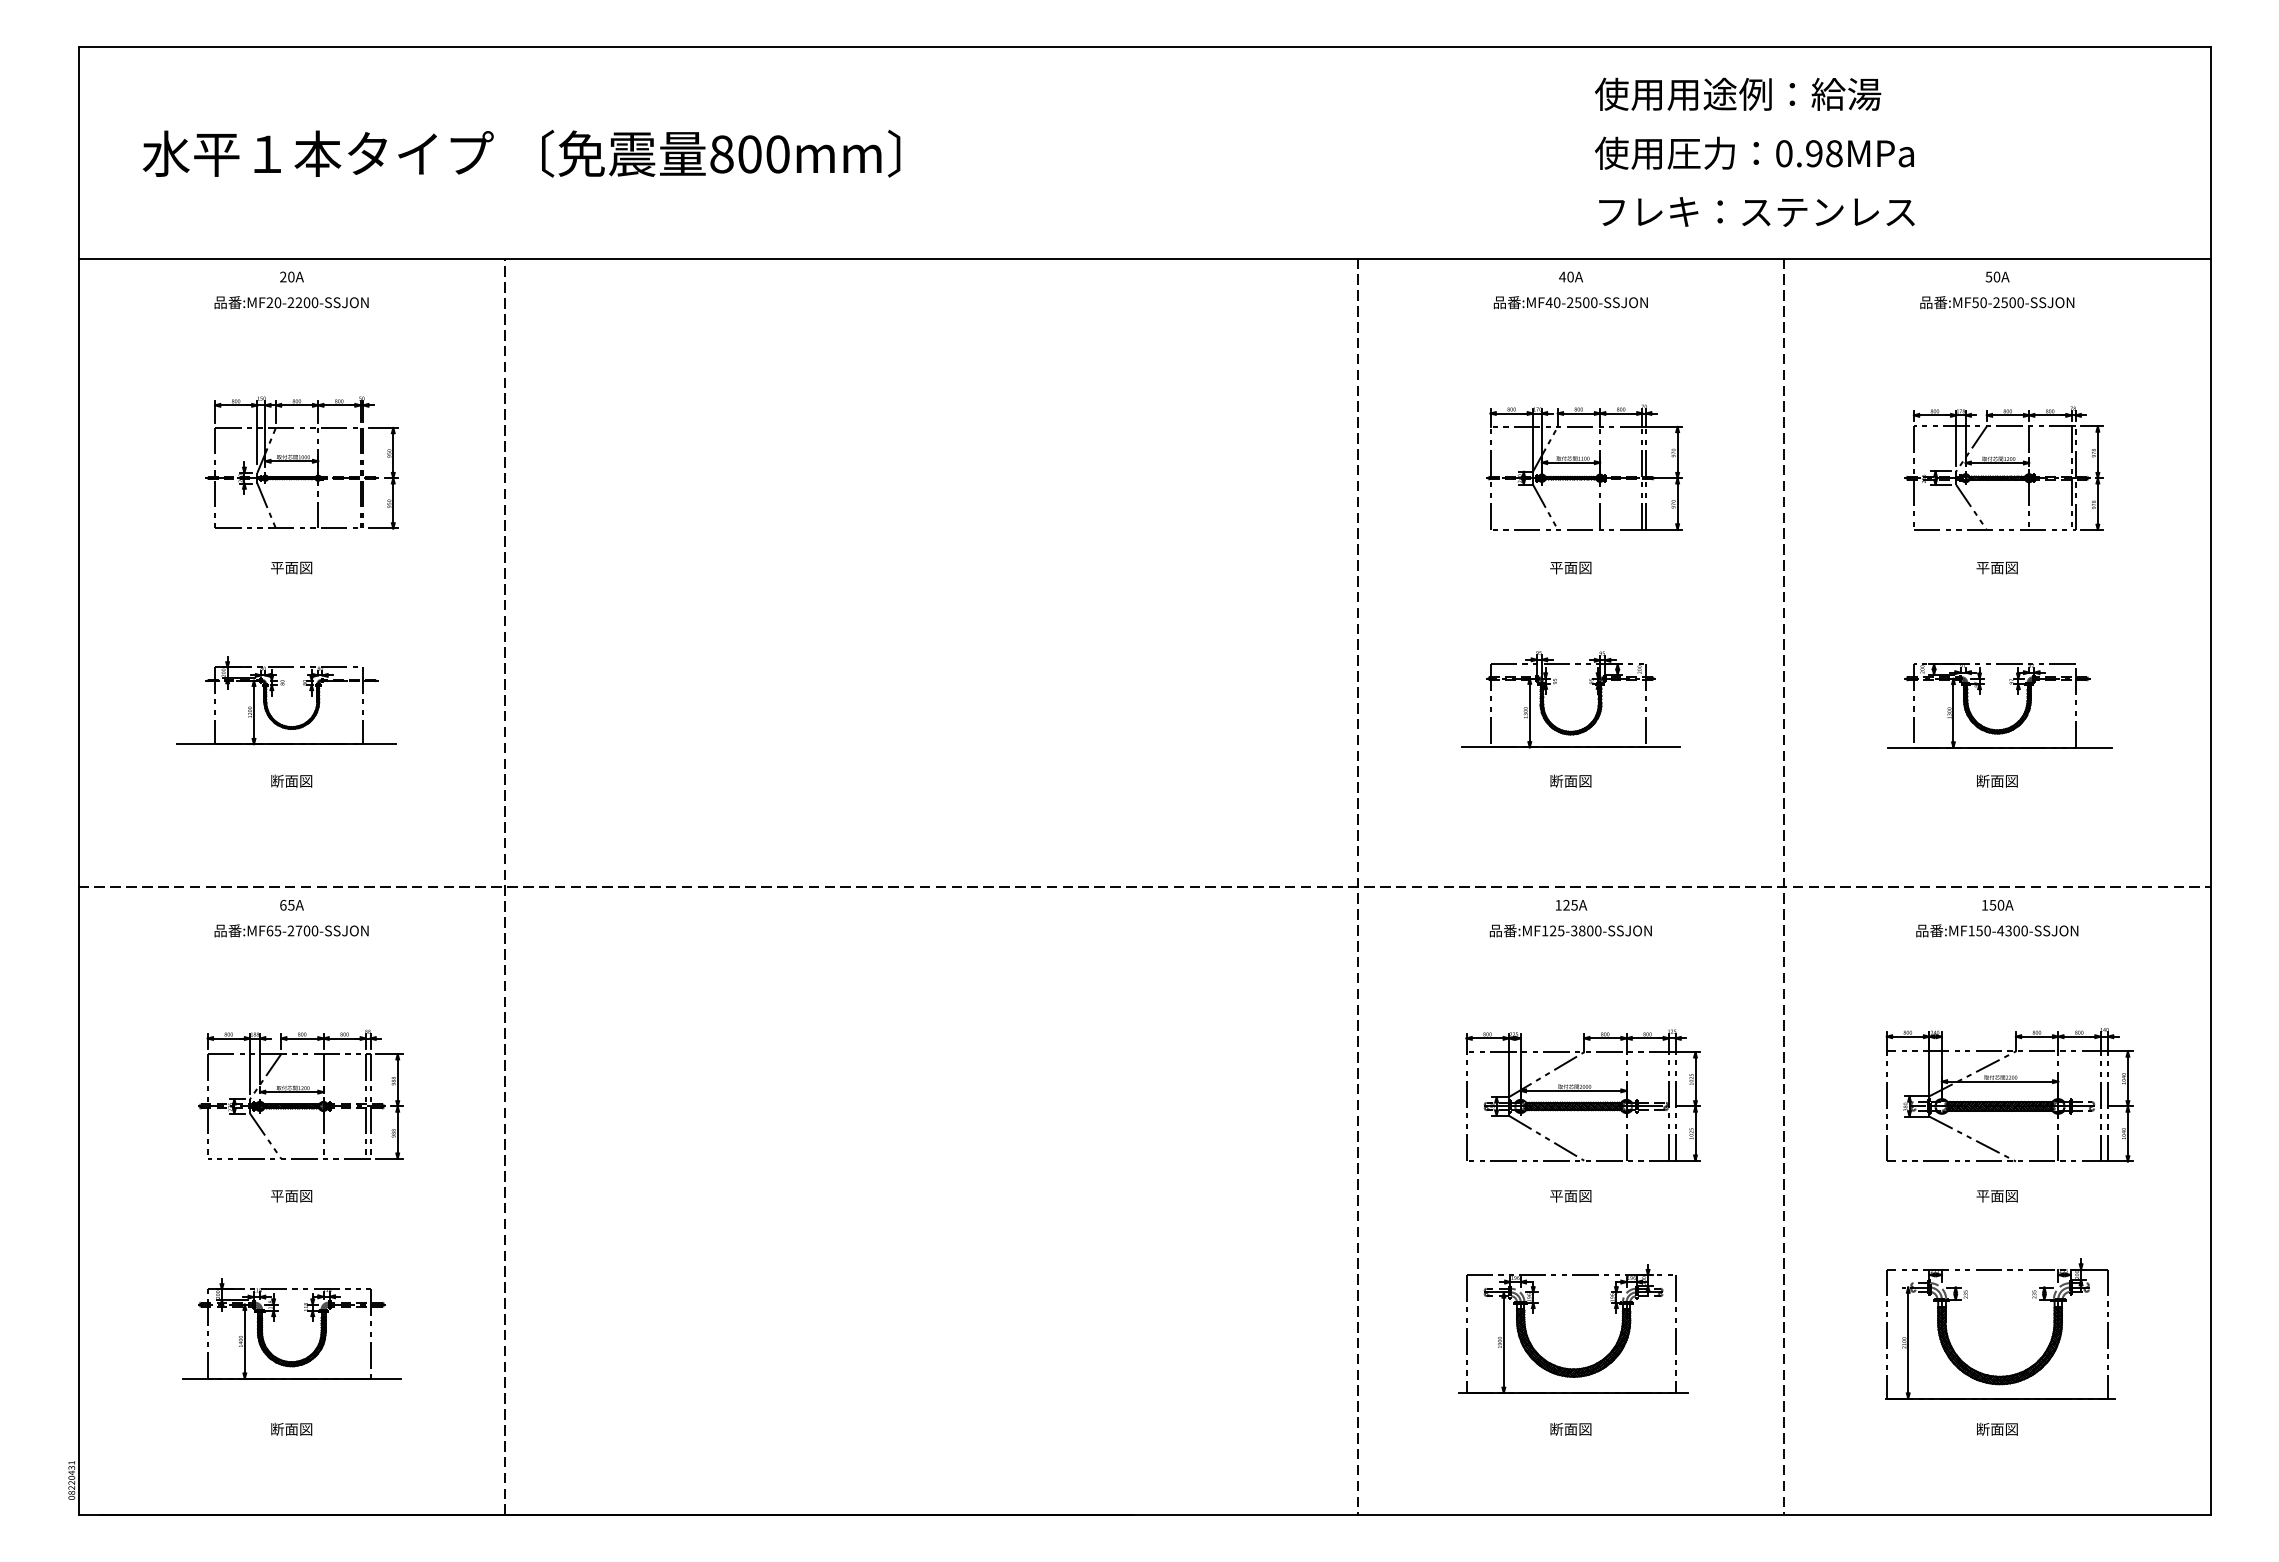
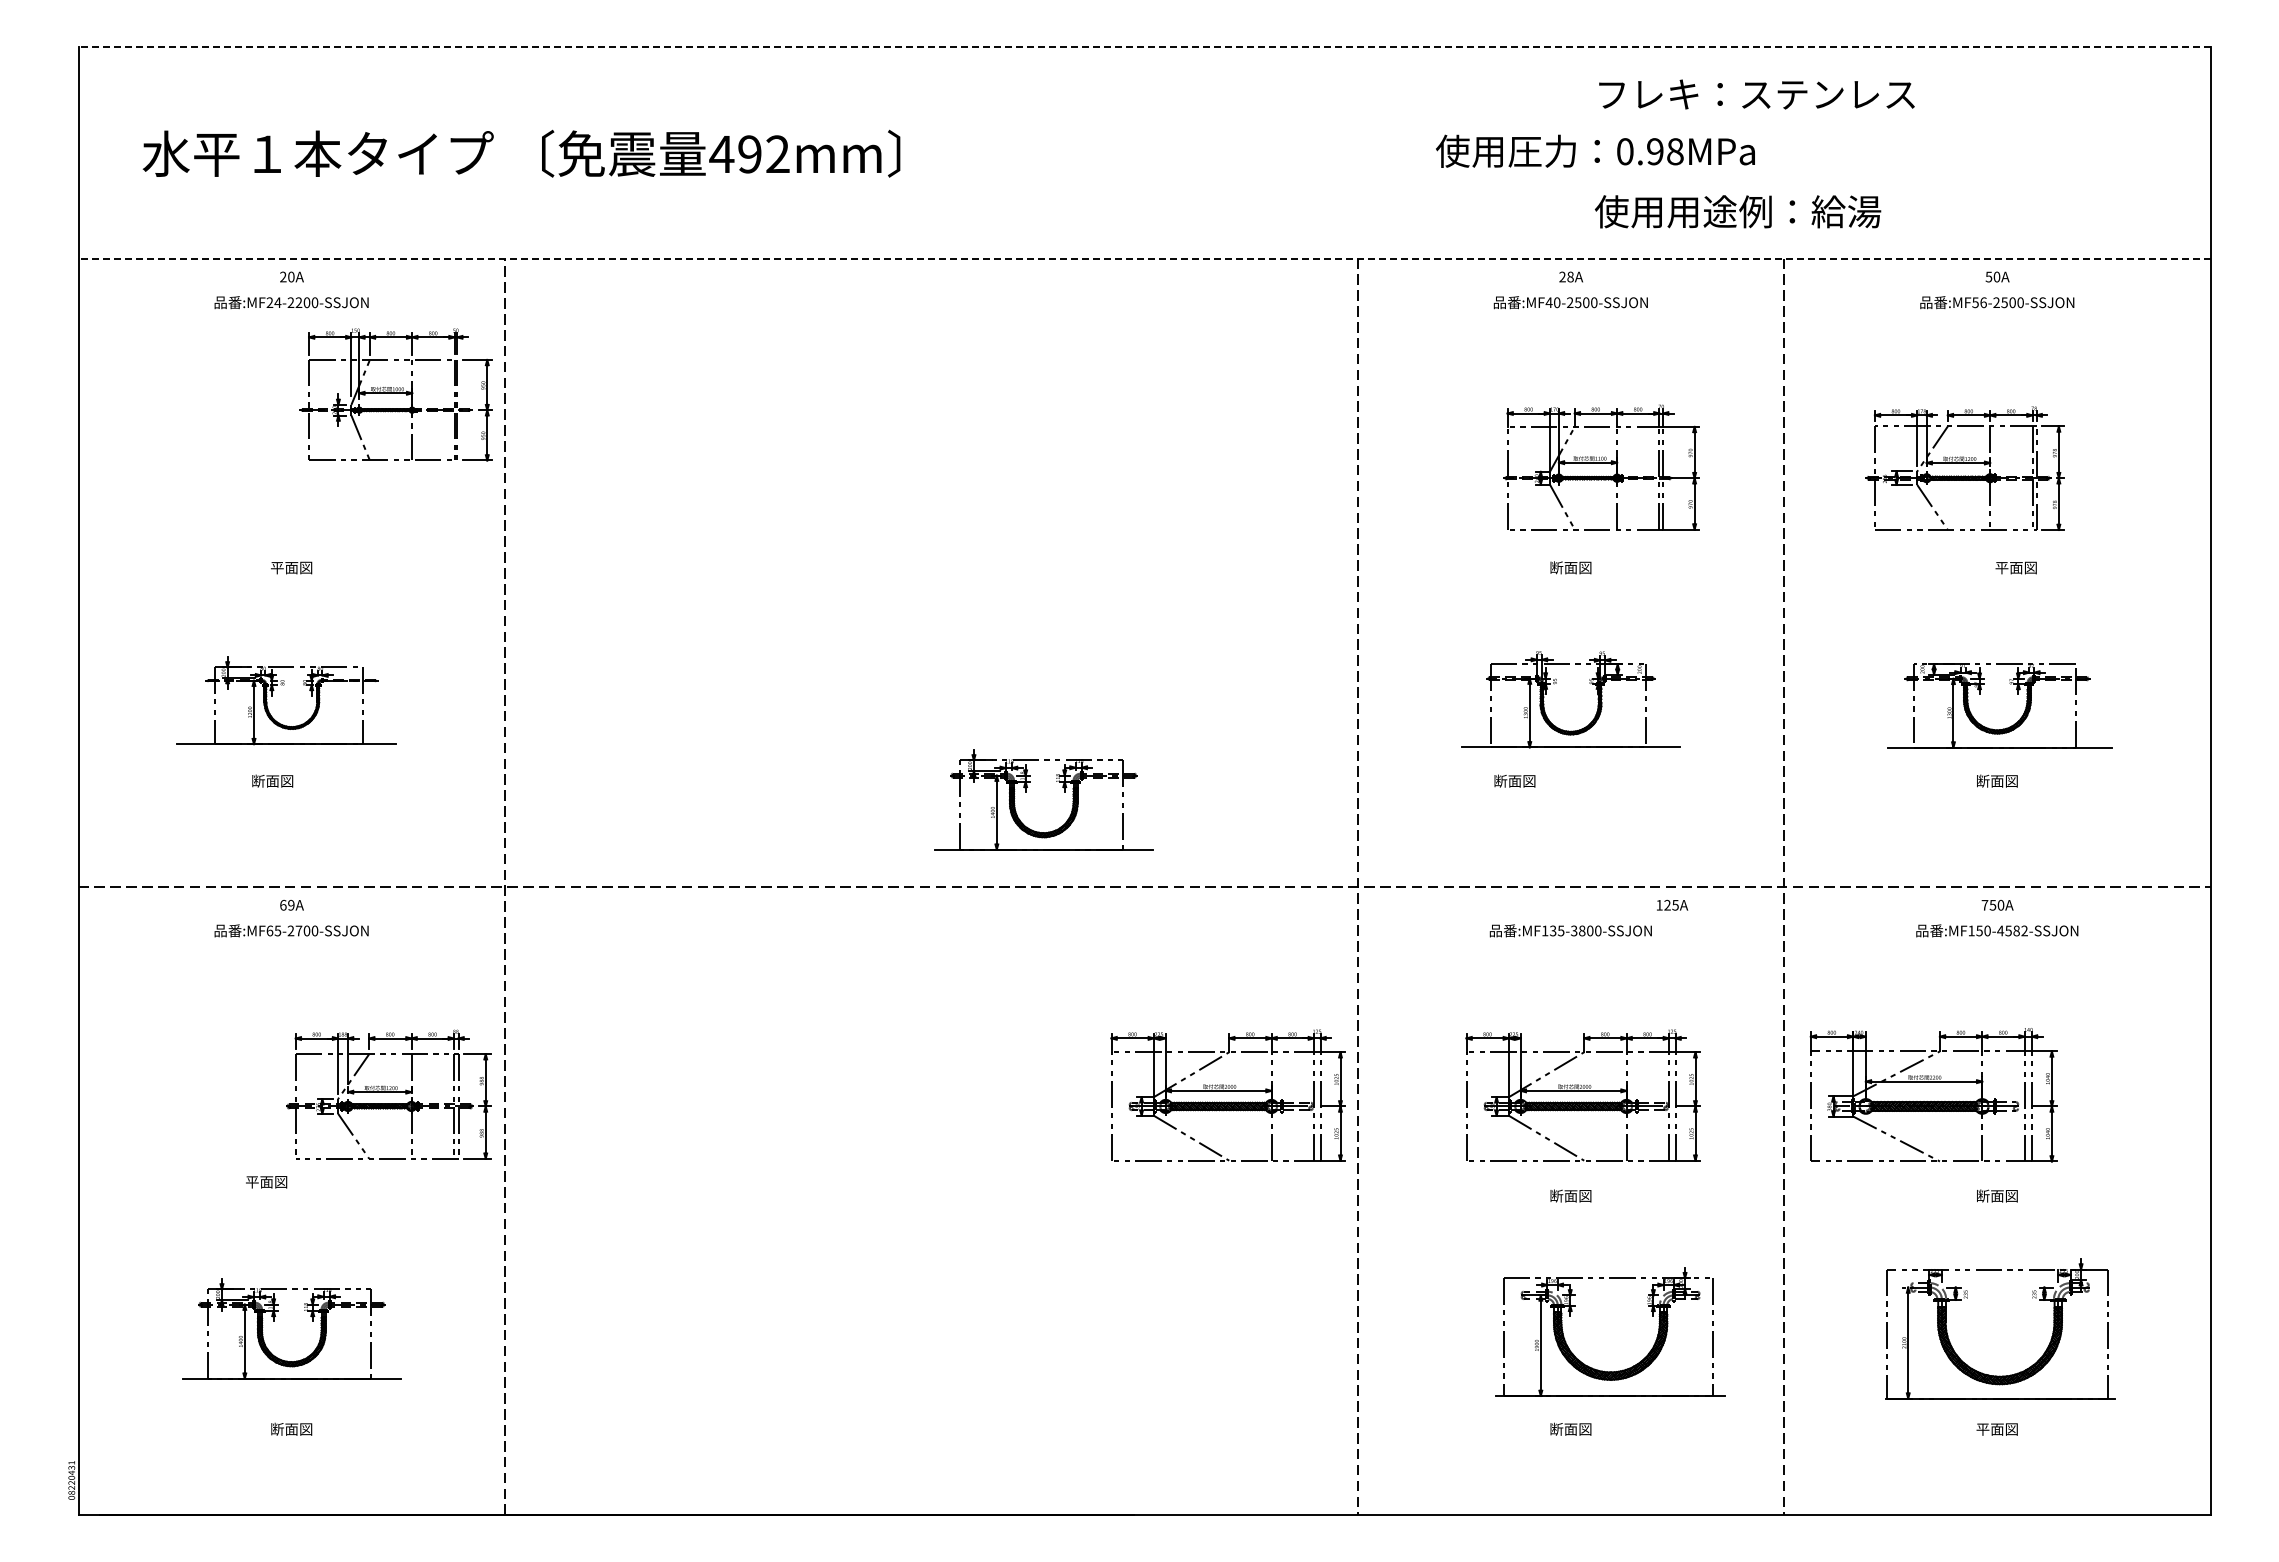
line: solid -> dashed (1144, 46)
text: 使用用途例：給湯 -> フレキ：ステンレス (1754, 93)
text position: (1754, 152) -> (1595, 150) (1595, 150)
text: 800mm -> 492mm (749, 154)
text: フレキ：ステンレス -> 使用用途例：給湯 (1754, 211)
line: solid -> dashed (1144, 258)
text: 40A -> 28A (1566, 276)
text: :MF20-2200-SSJON -> :MF24-2200-SSJON (277, 302)
text: :MF50-2500-SSJON -> :MF56-2500-SSJON (1983, 302)
part position: (301, 462) -> (395, 394) (395, 394)
part position: (1584, 467) -> (1601, 467) (1601, 467)
part position: (2003, 468) -> (1964, 468) (1964, 468)
text: 平面図 -> 断面図 (1556, 567)
text position: (1996, 567) -> (2015, 567) (2015, 567)
text position: (291, 780) -> (272, 780) (272, 780)
text position: (1570, 780) -> (1514, 780) (1514, 780)
part: none -> present (1026, 792)
text: 65A -> 69A (291, 904)
text position: (1571, 904) -> (1672, 904) (1672, 904)
text: 150A -> 750A (1984, 905)
text: :MF150-4300-SSJON -> :MF150-4582-SSJON (2016, 930)
text: :MF125-3800-SSJON -> :MF135-3800-SSJON (1553, 931)
part position: (300, 1094) -> (388, 1094) (388, 1094)
part: none -> present (1227, 1095)
part position: (2009, 1095) -> (1933, 1095) (1933, 1095)
text: 平面図 -> 断面図 (1556, 1195)
text: 平面図 -> 断面図 (1982, 1195)
text position: (291, 1196) -> (266, 1182) (266, 1182)
part position: (1565, 1367) -> (1602, 1370) (1602, 1370)
text: 断面図 -> 平面図 (1982, 1428)
